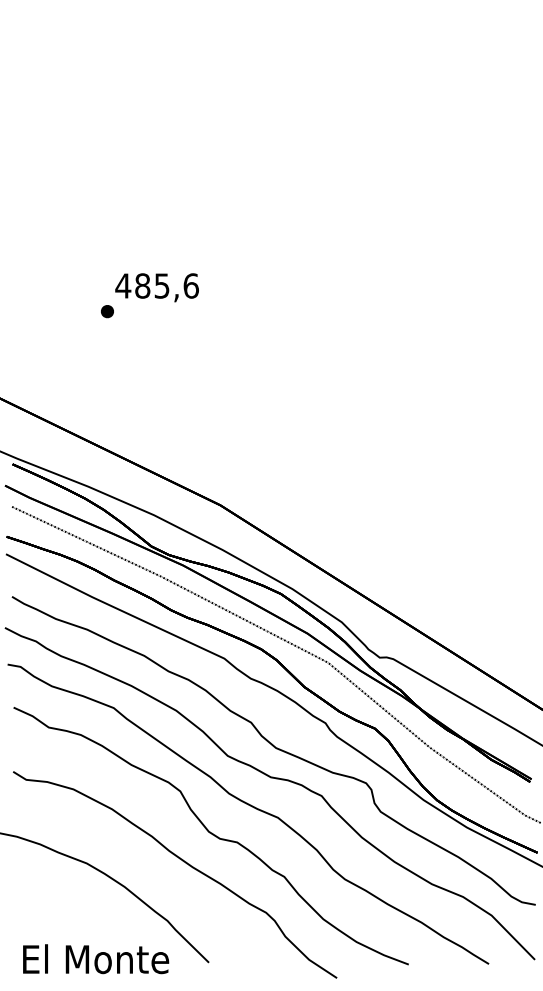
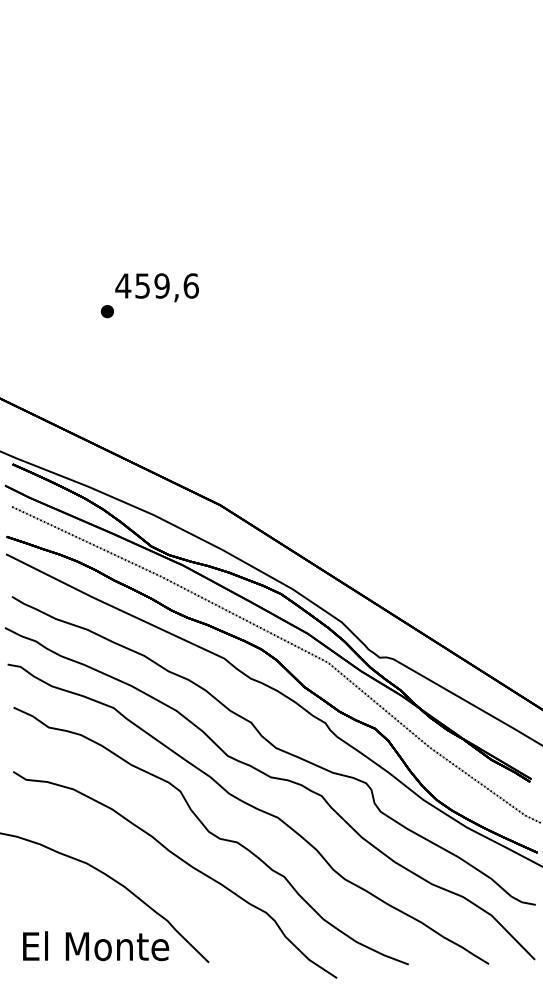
text: 485,6 -> 459,6 (152, 285)
text position: (96, 959) -> (96, 946) (96, 946)
